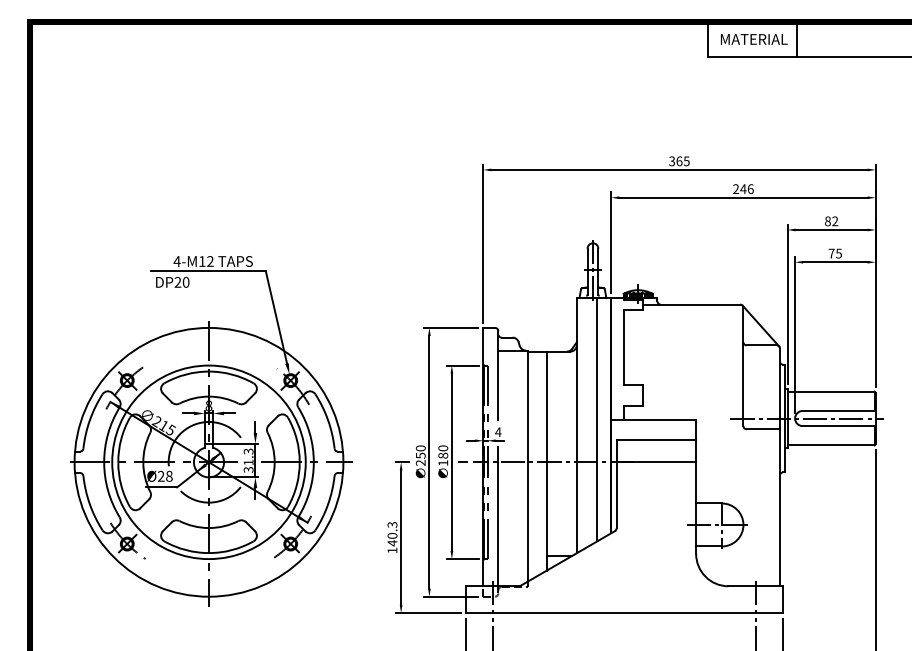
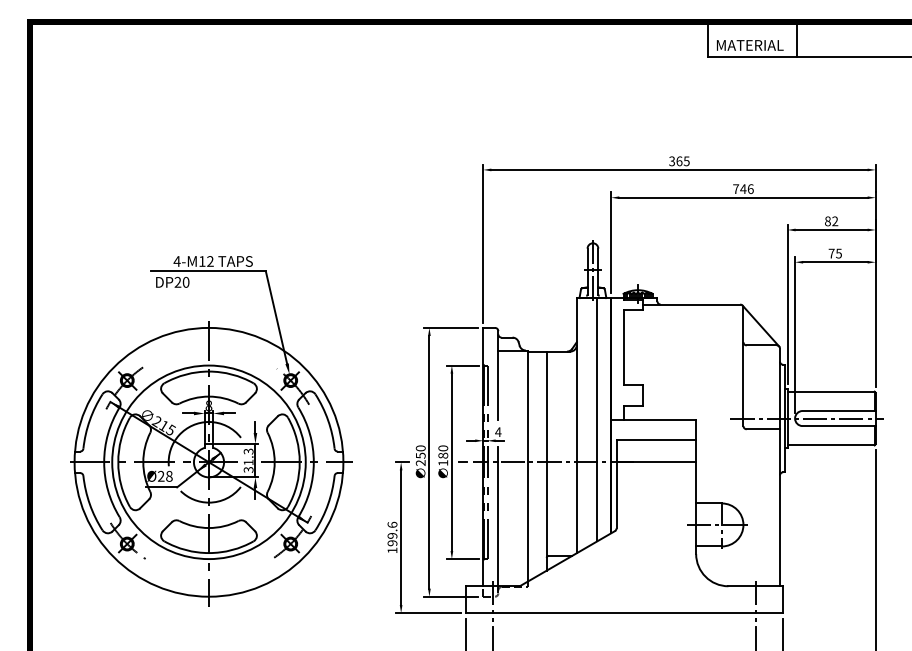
text position: (754, 39) -> (750, 45) (750, 45)
text: 246 -> 746 (736, 188)
text: 140.3 -> 199.6 (392, 533)
